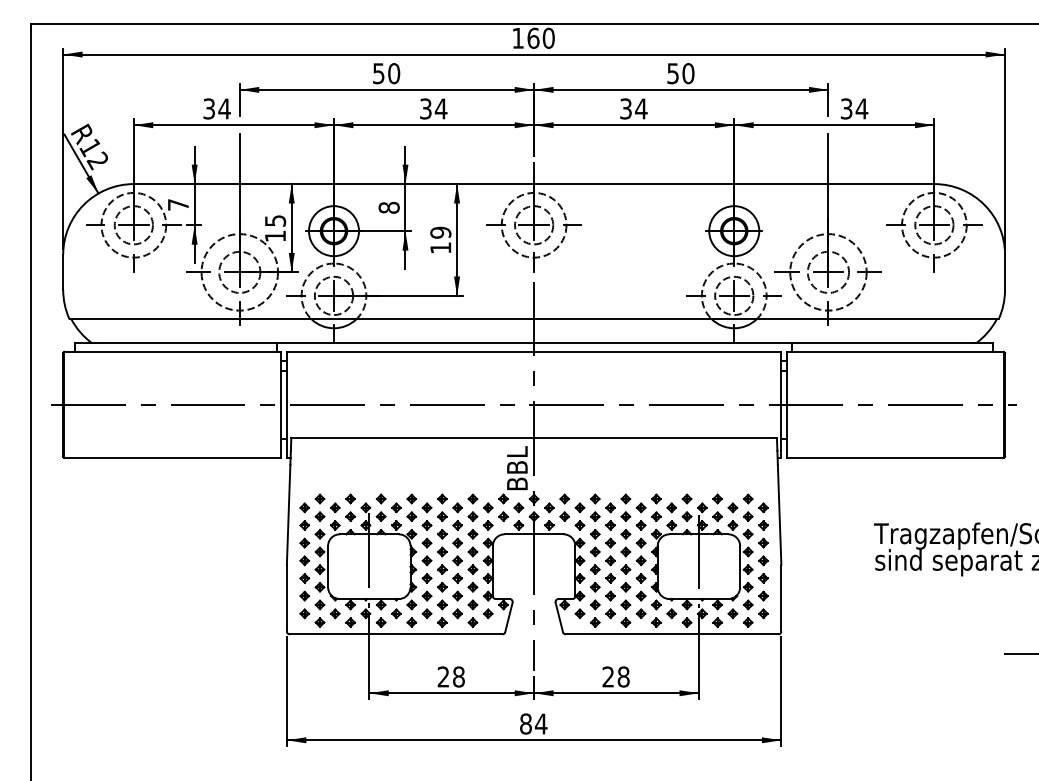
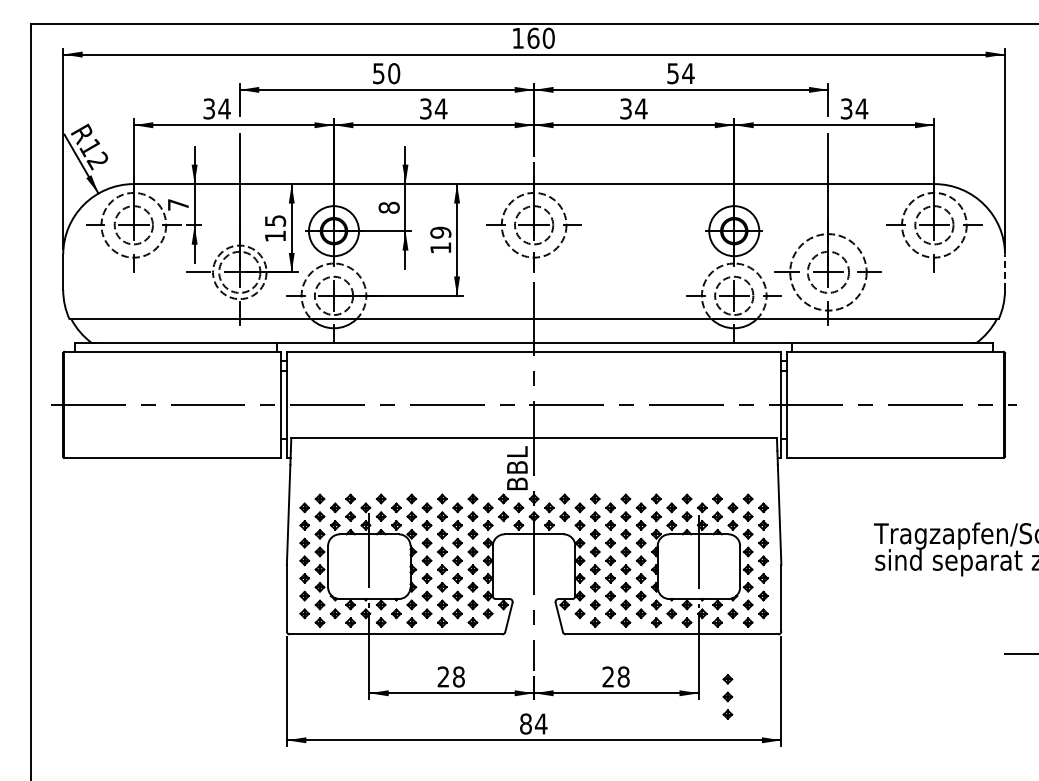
text: 50 -> 54 (688, 73)
circle diameter: 77 px -> 54 px (239, 272)
line: solid -> dashed (1005, 272)
part: none -> present (727, 696)
